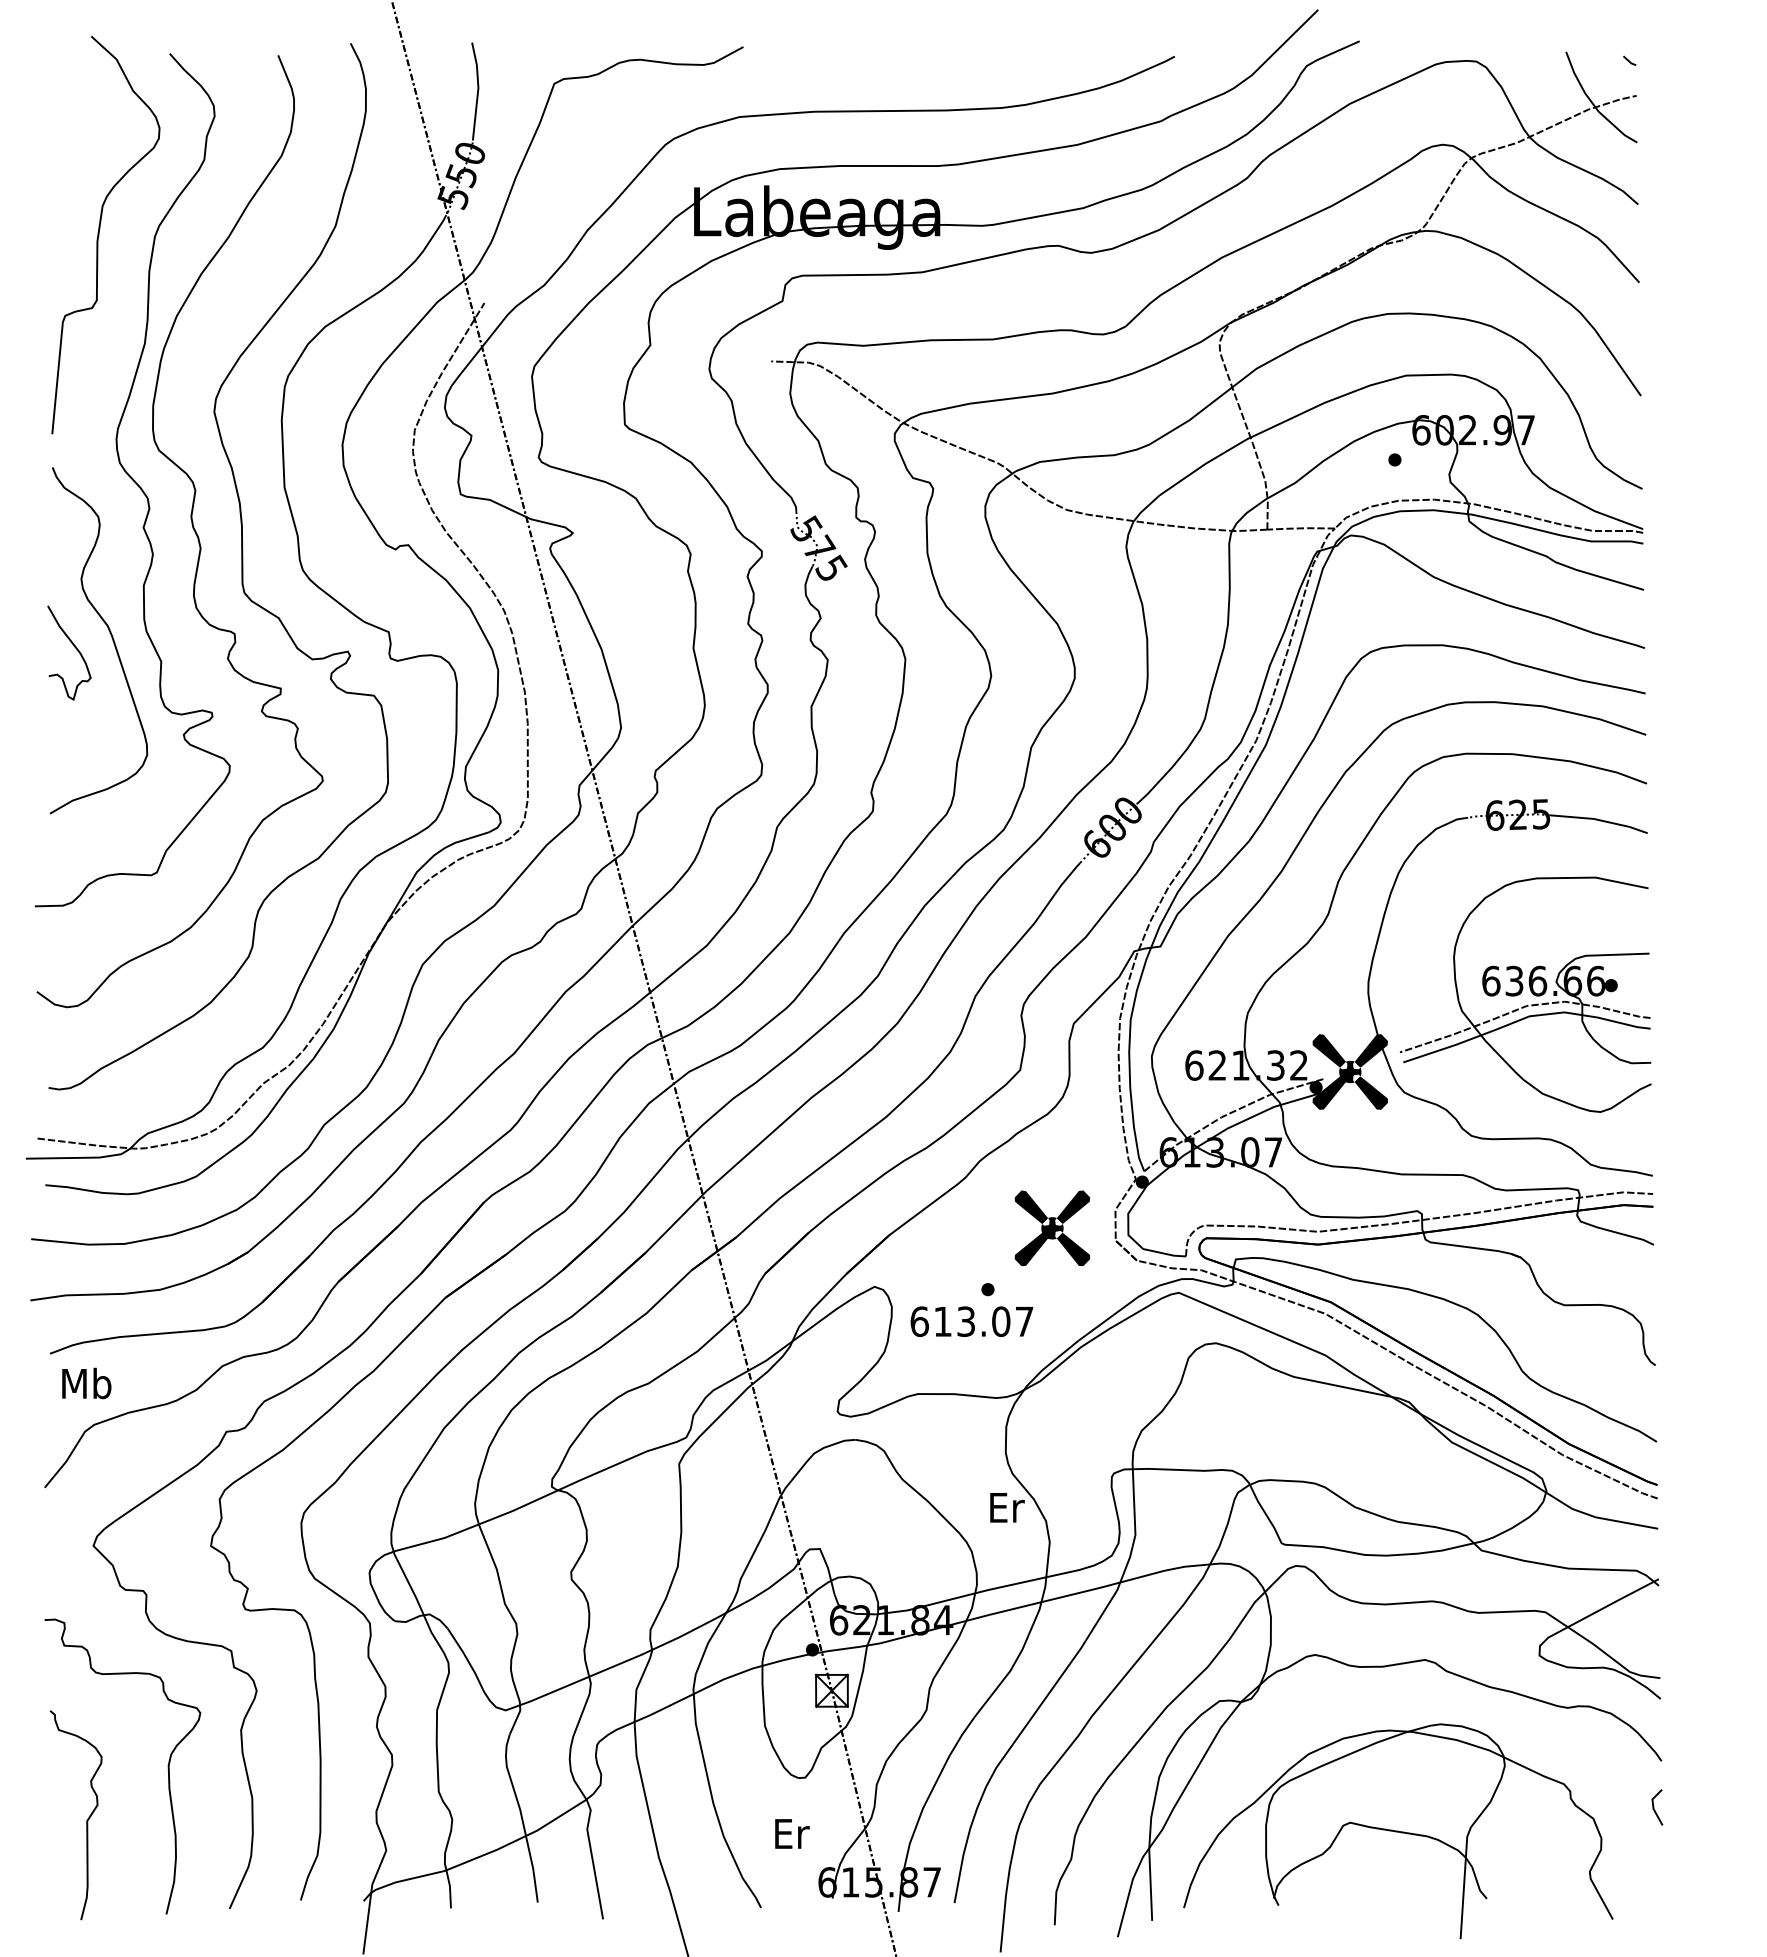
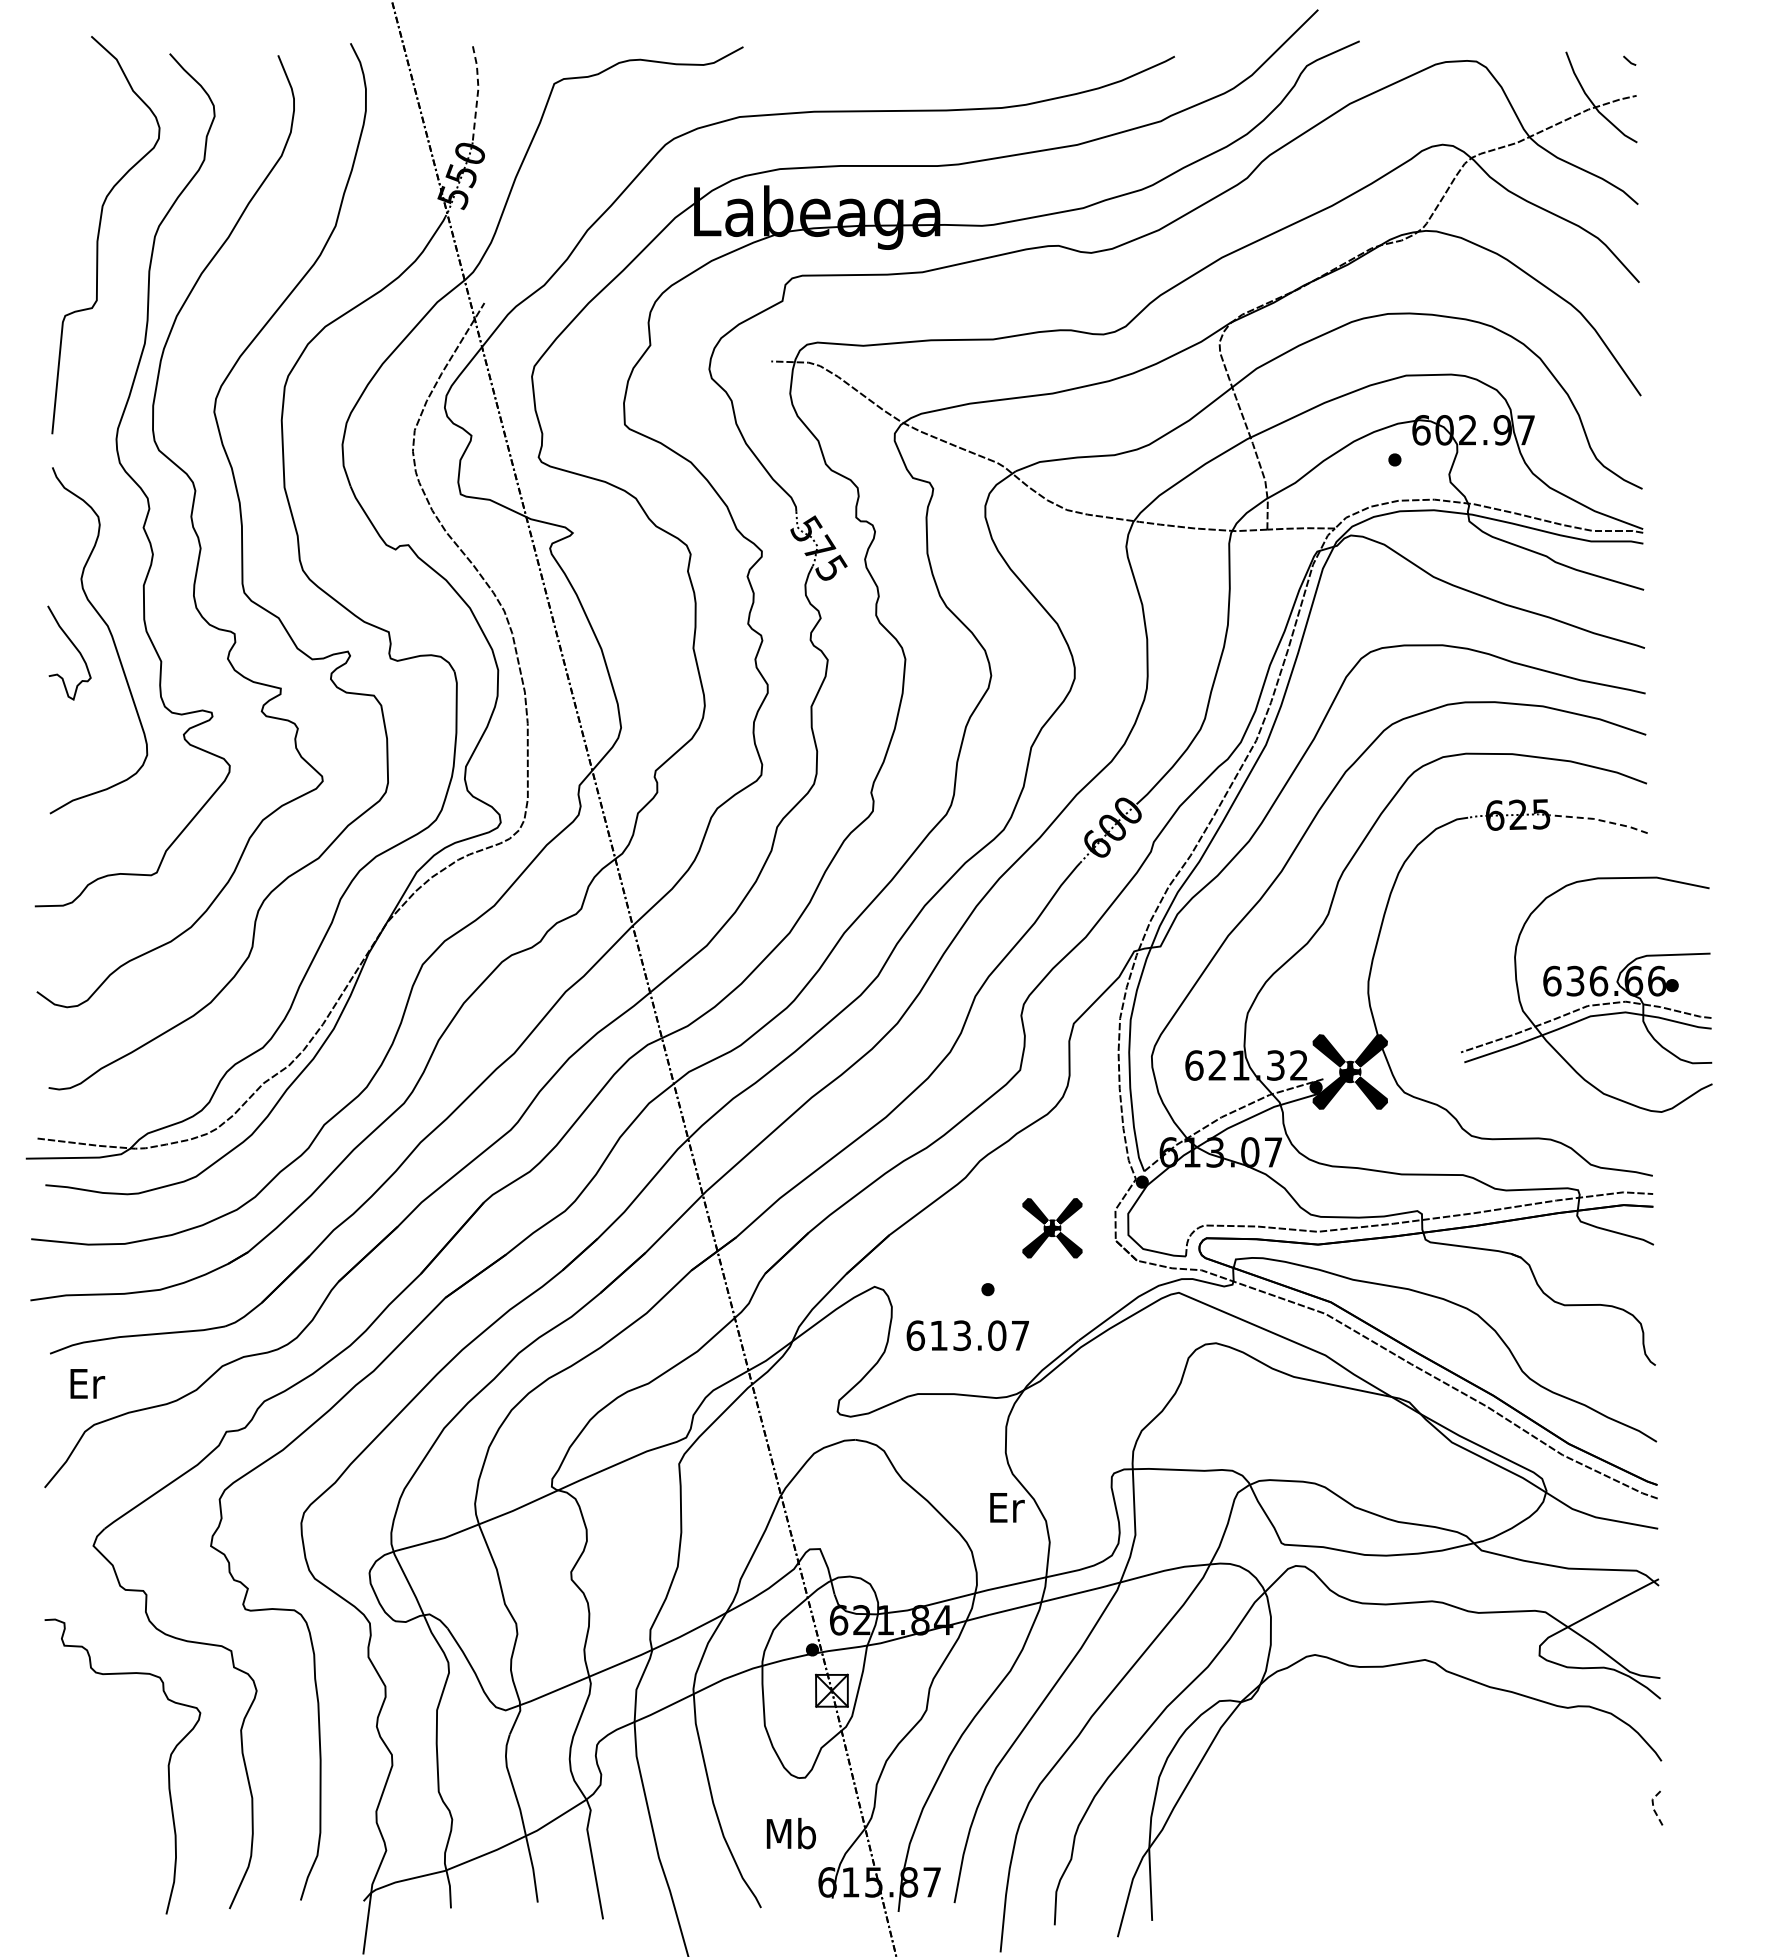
line: solid -> dashed (478, 89)
line: solid -> dashed (1599, 820)
part position: (1525, 994) -> (1586, 994) (1586, 994)
part size: 77x76 px -> 61x61 px (1052, 1228)
text position: (971, 1321) -> (967, 1335) (967, 1335)
text: Mb -> Er (86, 1383)
line: solid -> dashed (1653, 1806)
curve: present -> none (86, 1820)
part: present -> none (1398, 1831)
text: Er -> Mb (791, 1833)
